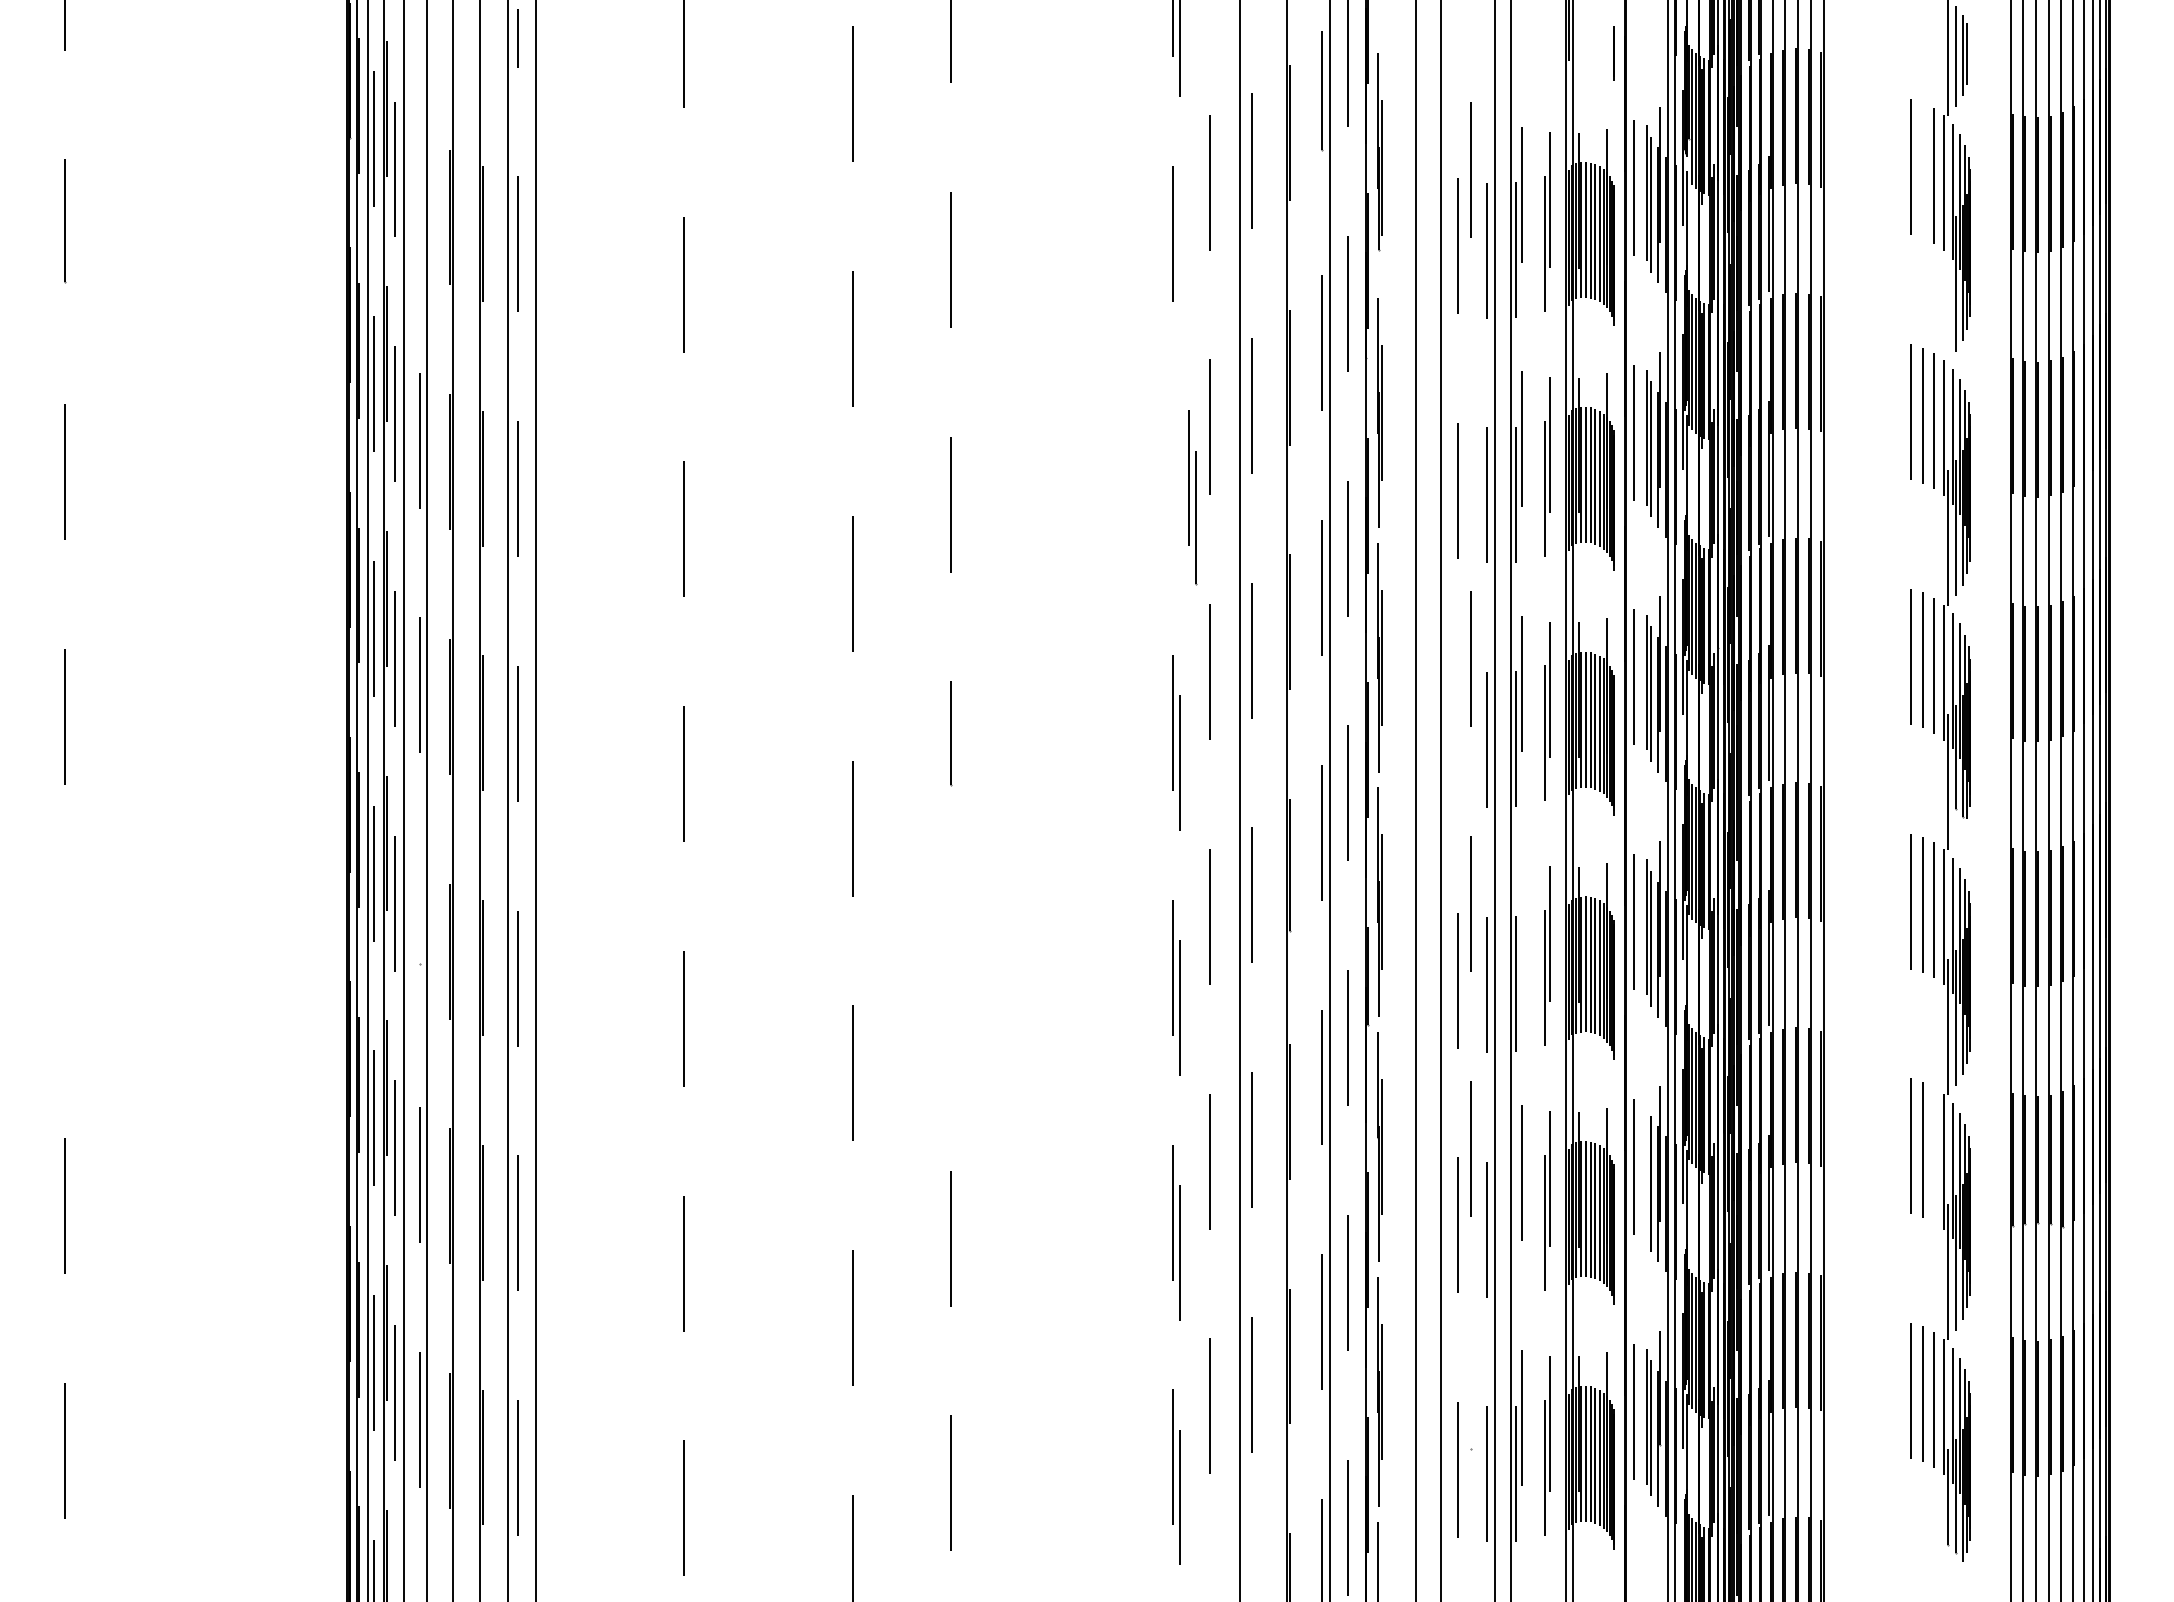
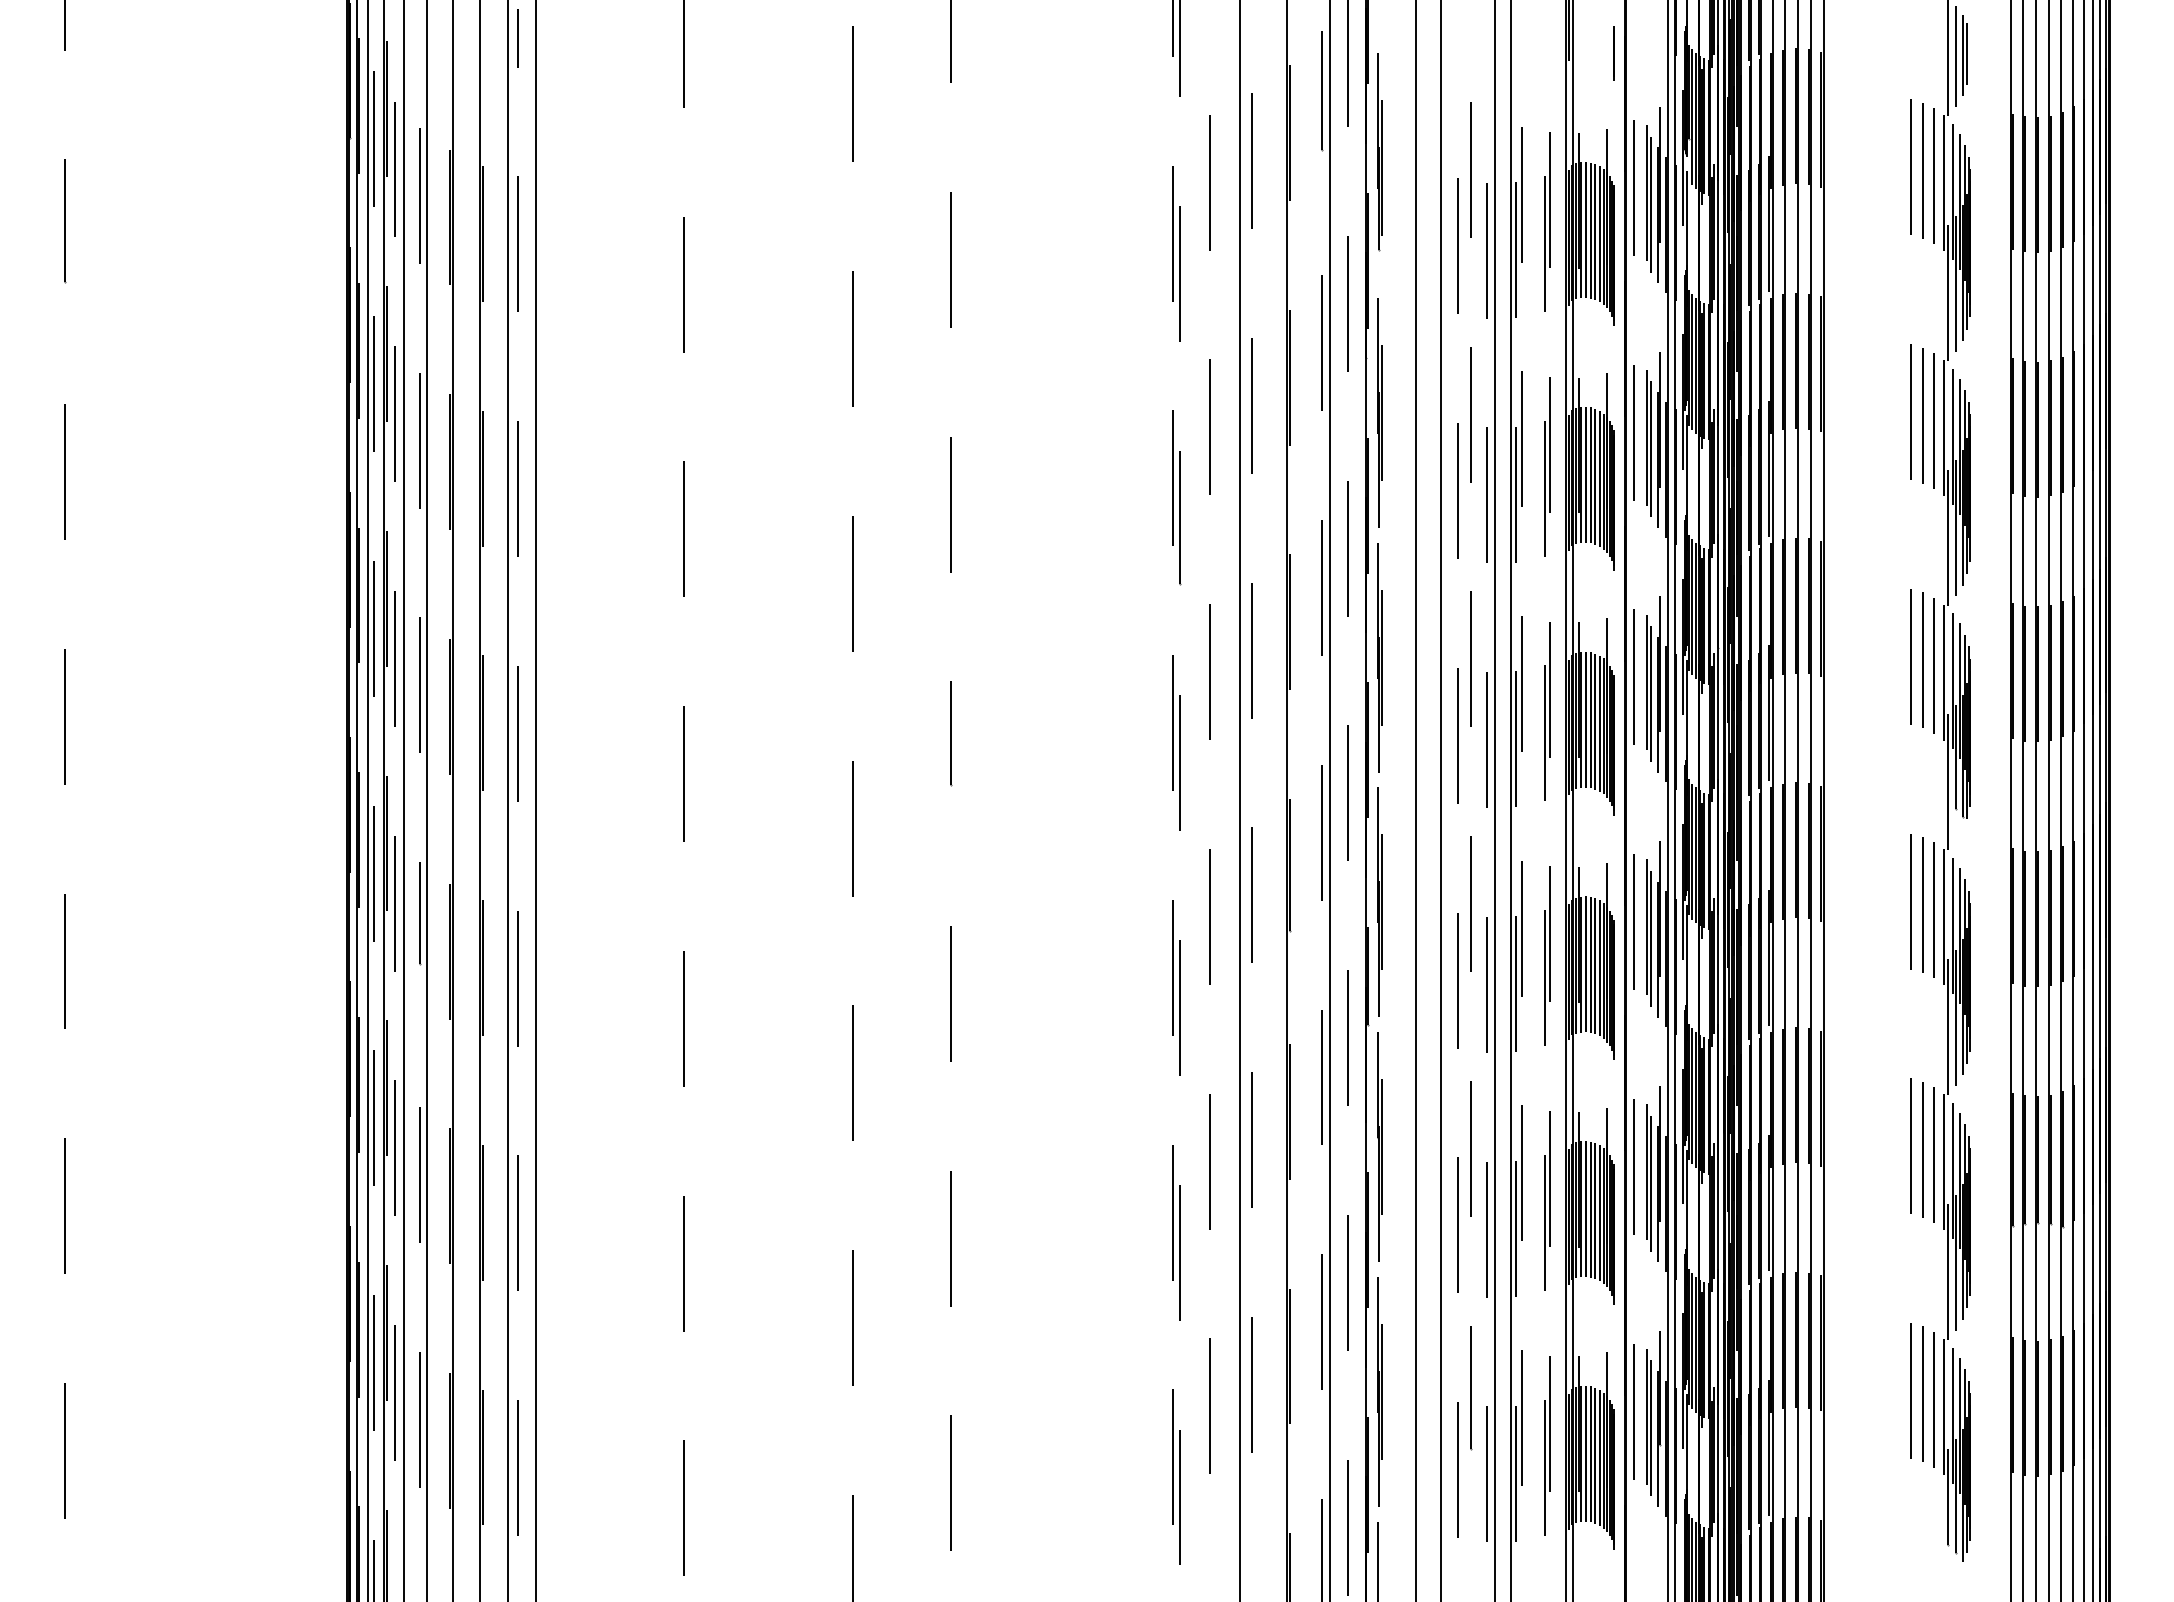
line: none -> present (1922, 170)
line: none -> present (420, 195)
line: none -> present (1180, 273)
line: none -> present (1948, 292)
line: none -> present (1470, 414)
part position: (1192, 497) -> (1176, 497) (1176, 497)
line: none -> present (1457, 735)
line: none -> present (420, 912)
line: none -> present (1522, 928)
line: none -> present (64, 961)
line: none -> present (951, 993)
line: none -> present (1933, 1155)
line: none -> present (1646, 1171)
line: none -> present (1515, 1228)
line: none -> present (1470, 1386)
